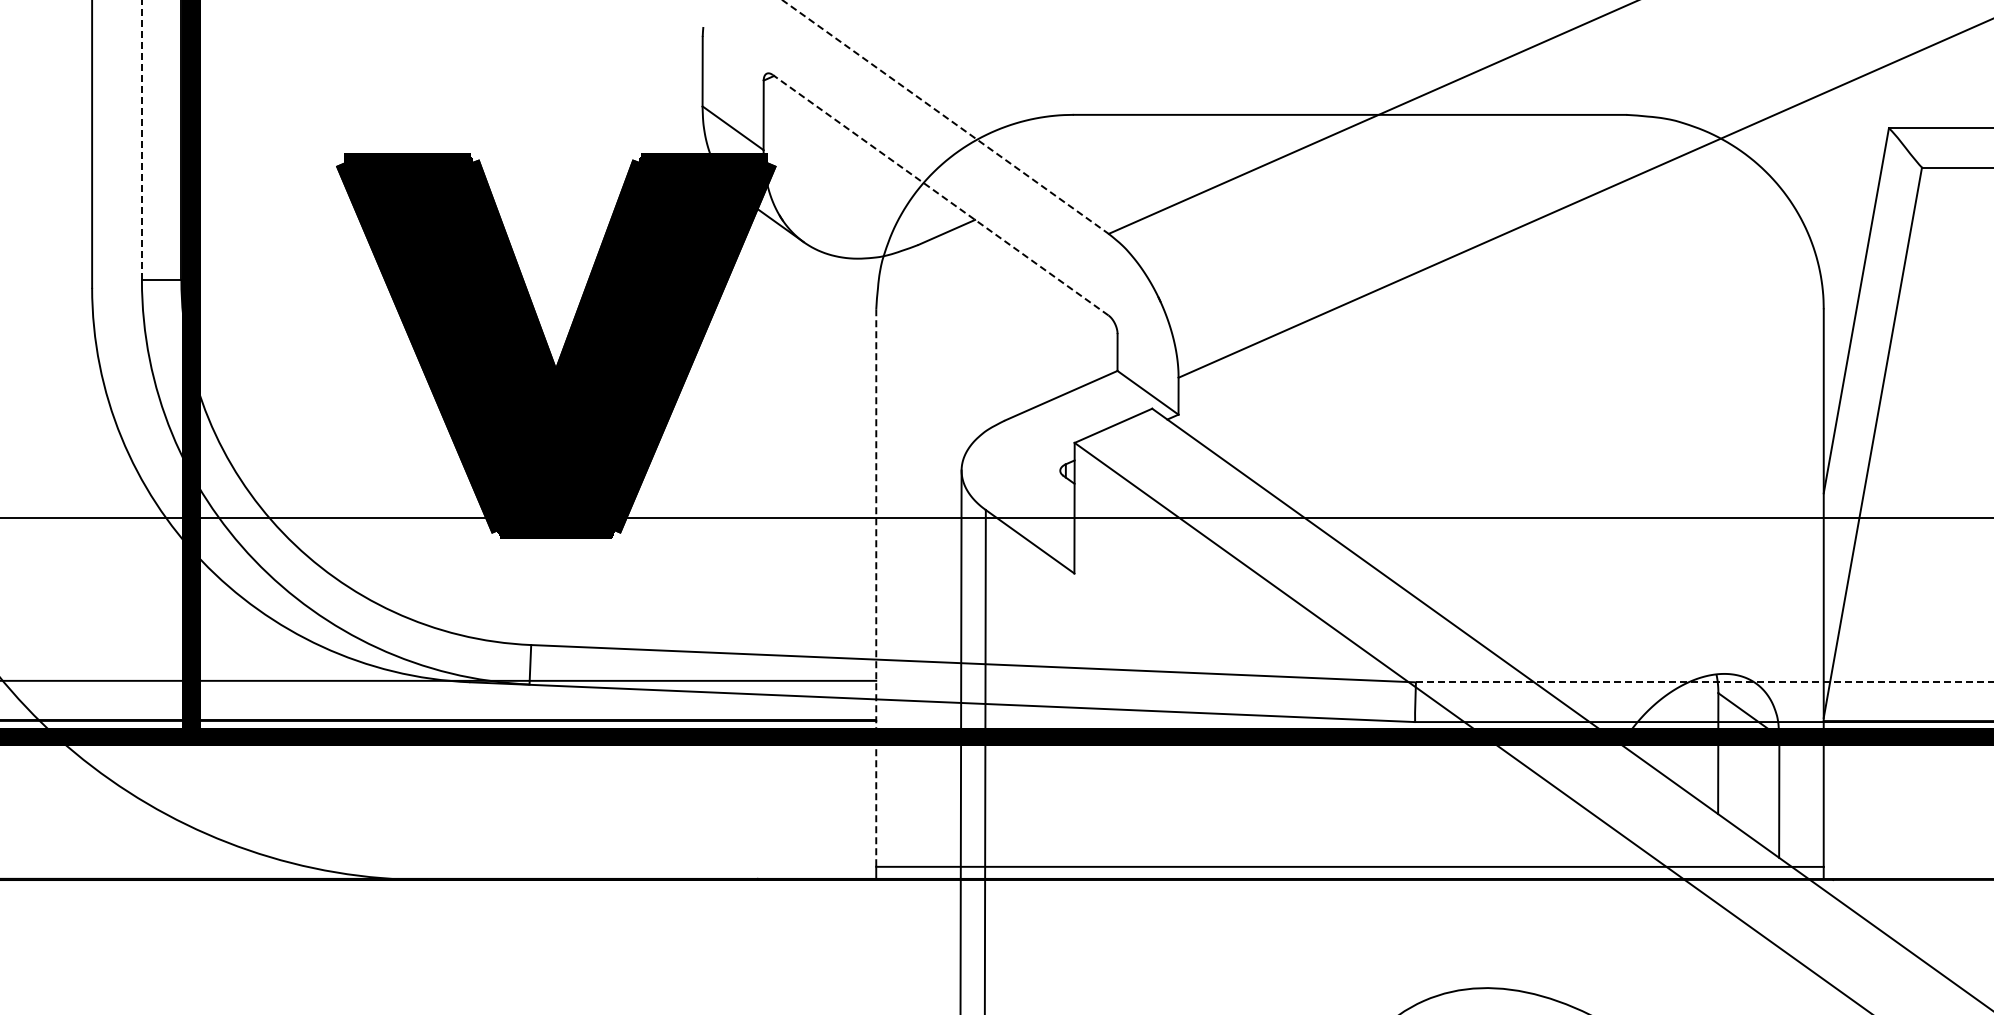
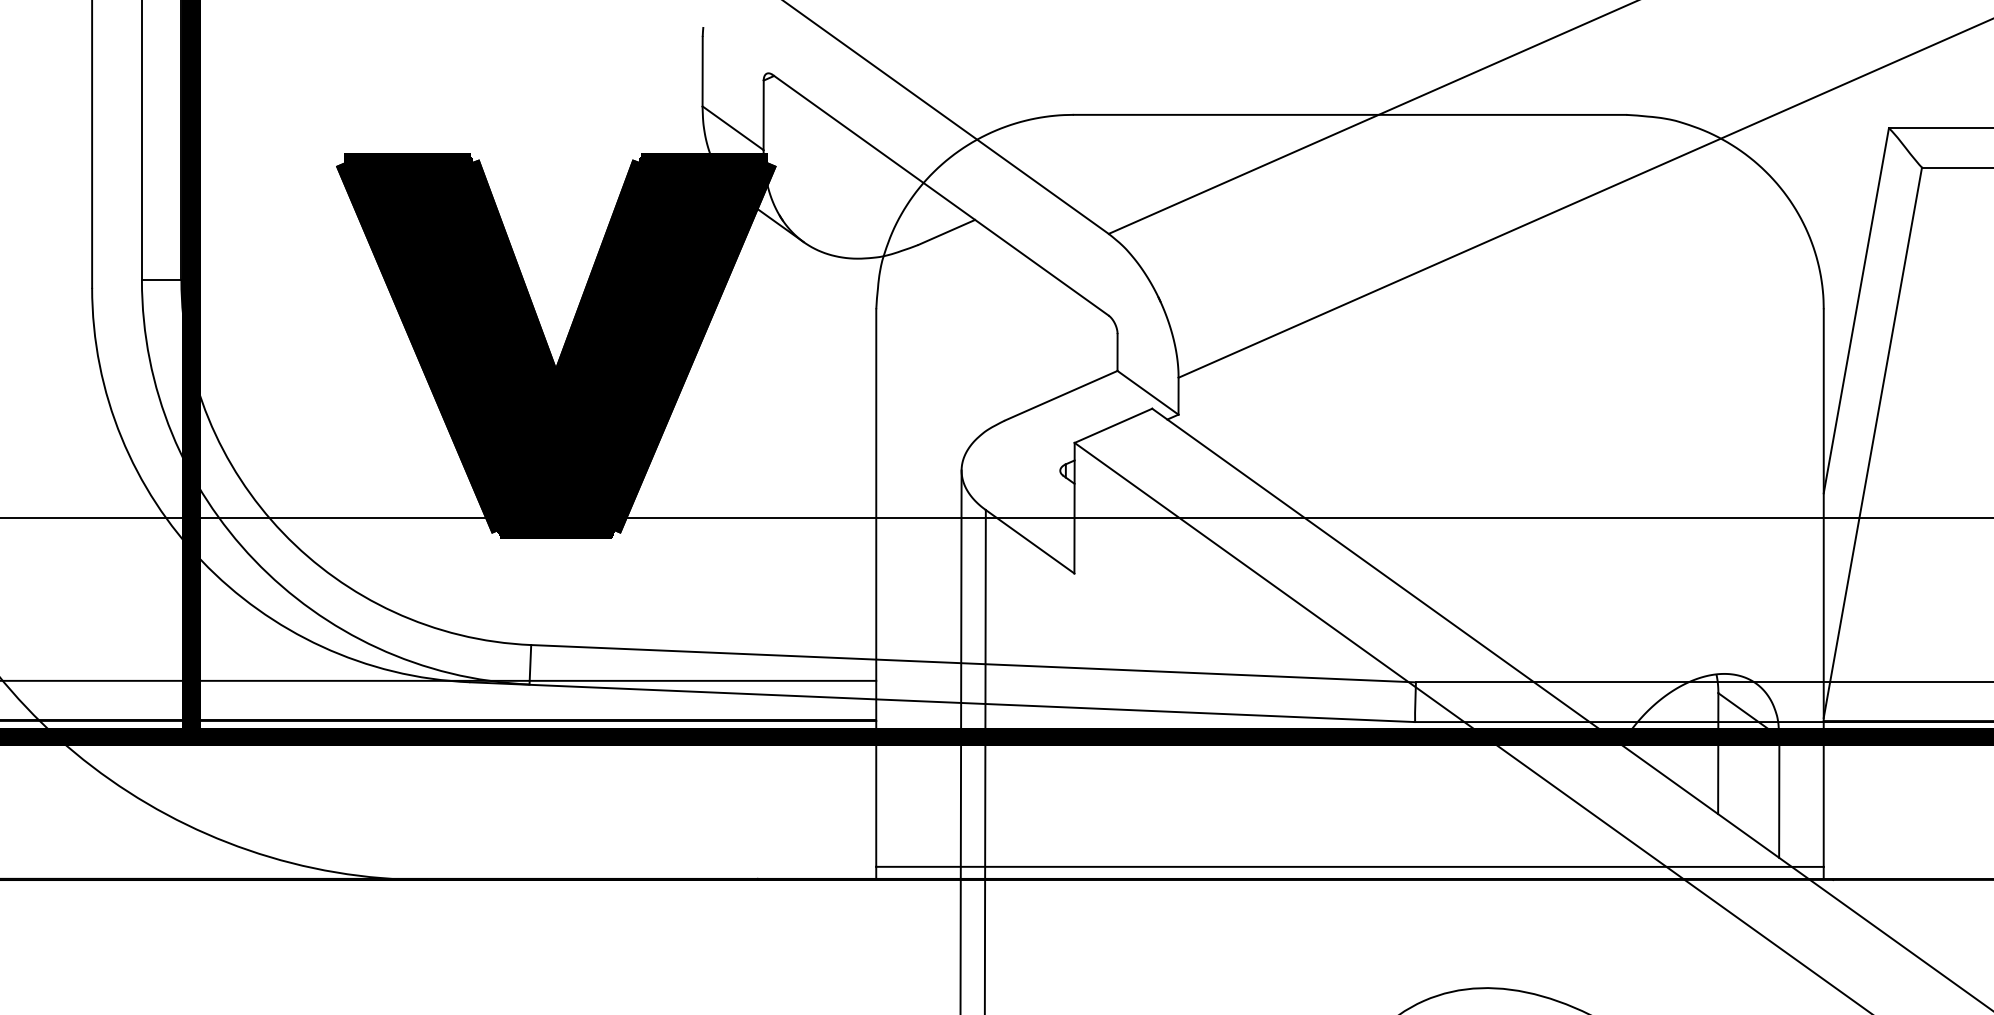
line: dashed -> solid (945, 117)
line: dashed -> solid (141, 140)
line: dashed -> solid (940, 195)
line: dashed -> solid (876, 588)
line: dashed -> solid (1704, 682)
